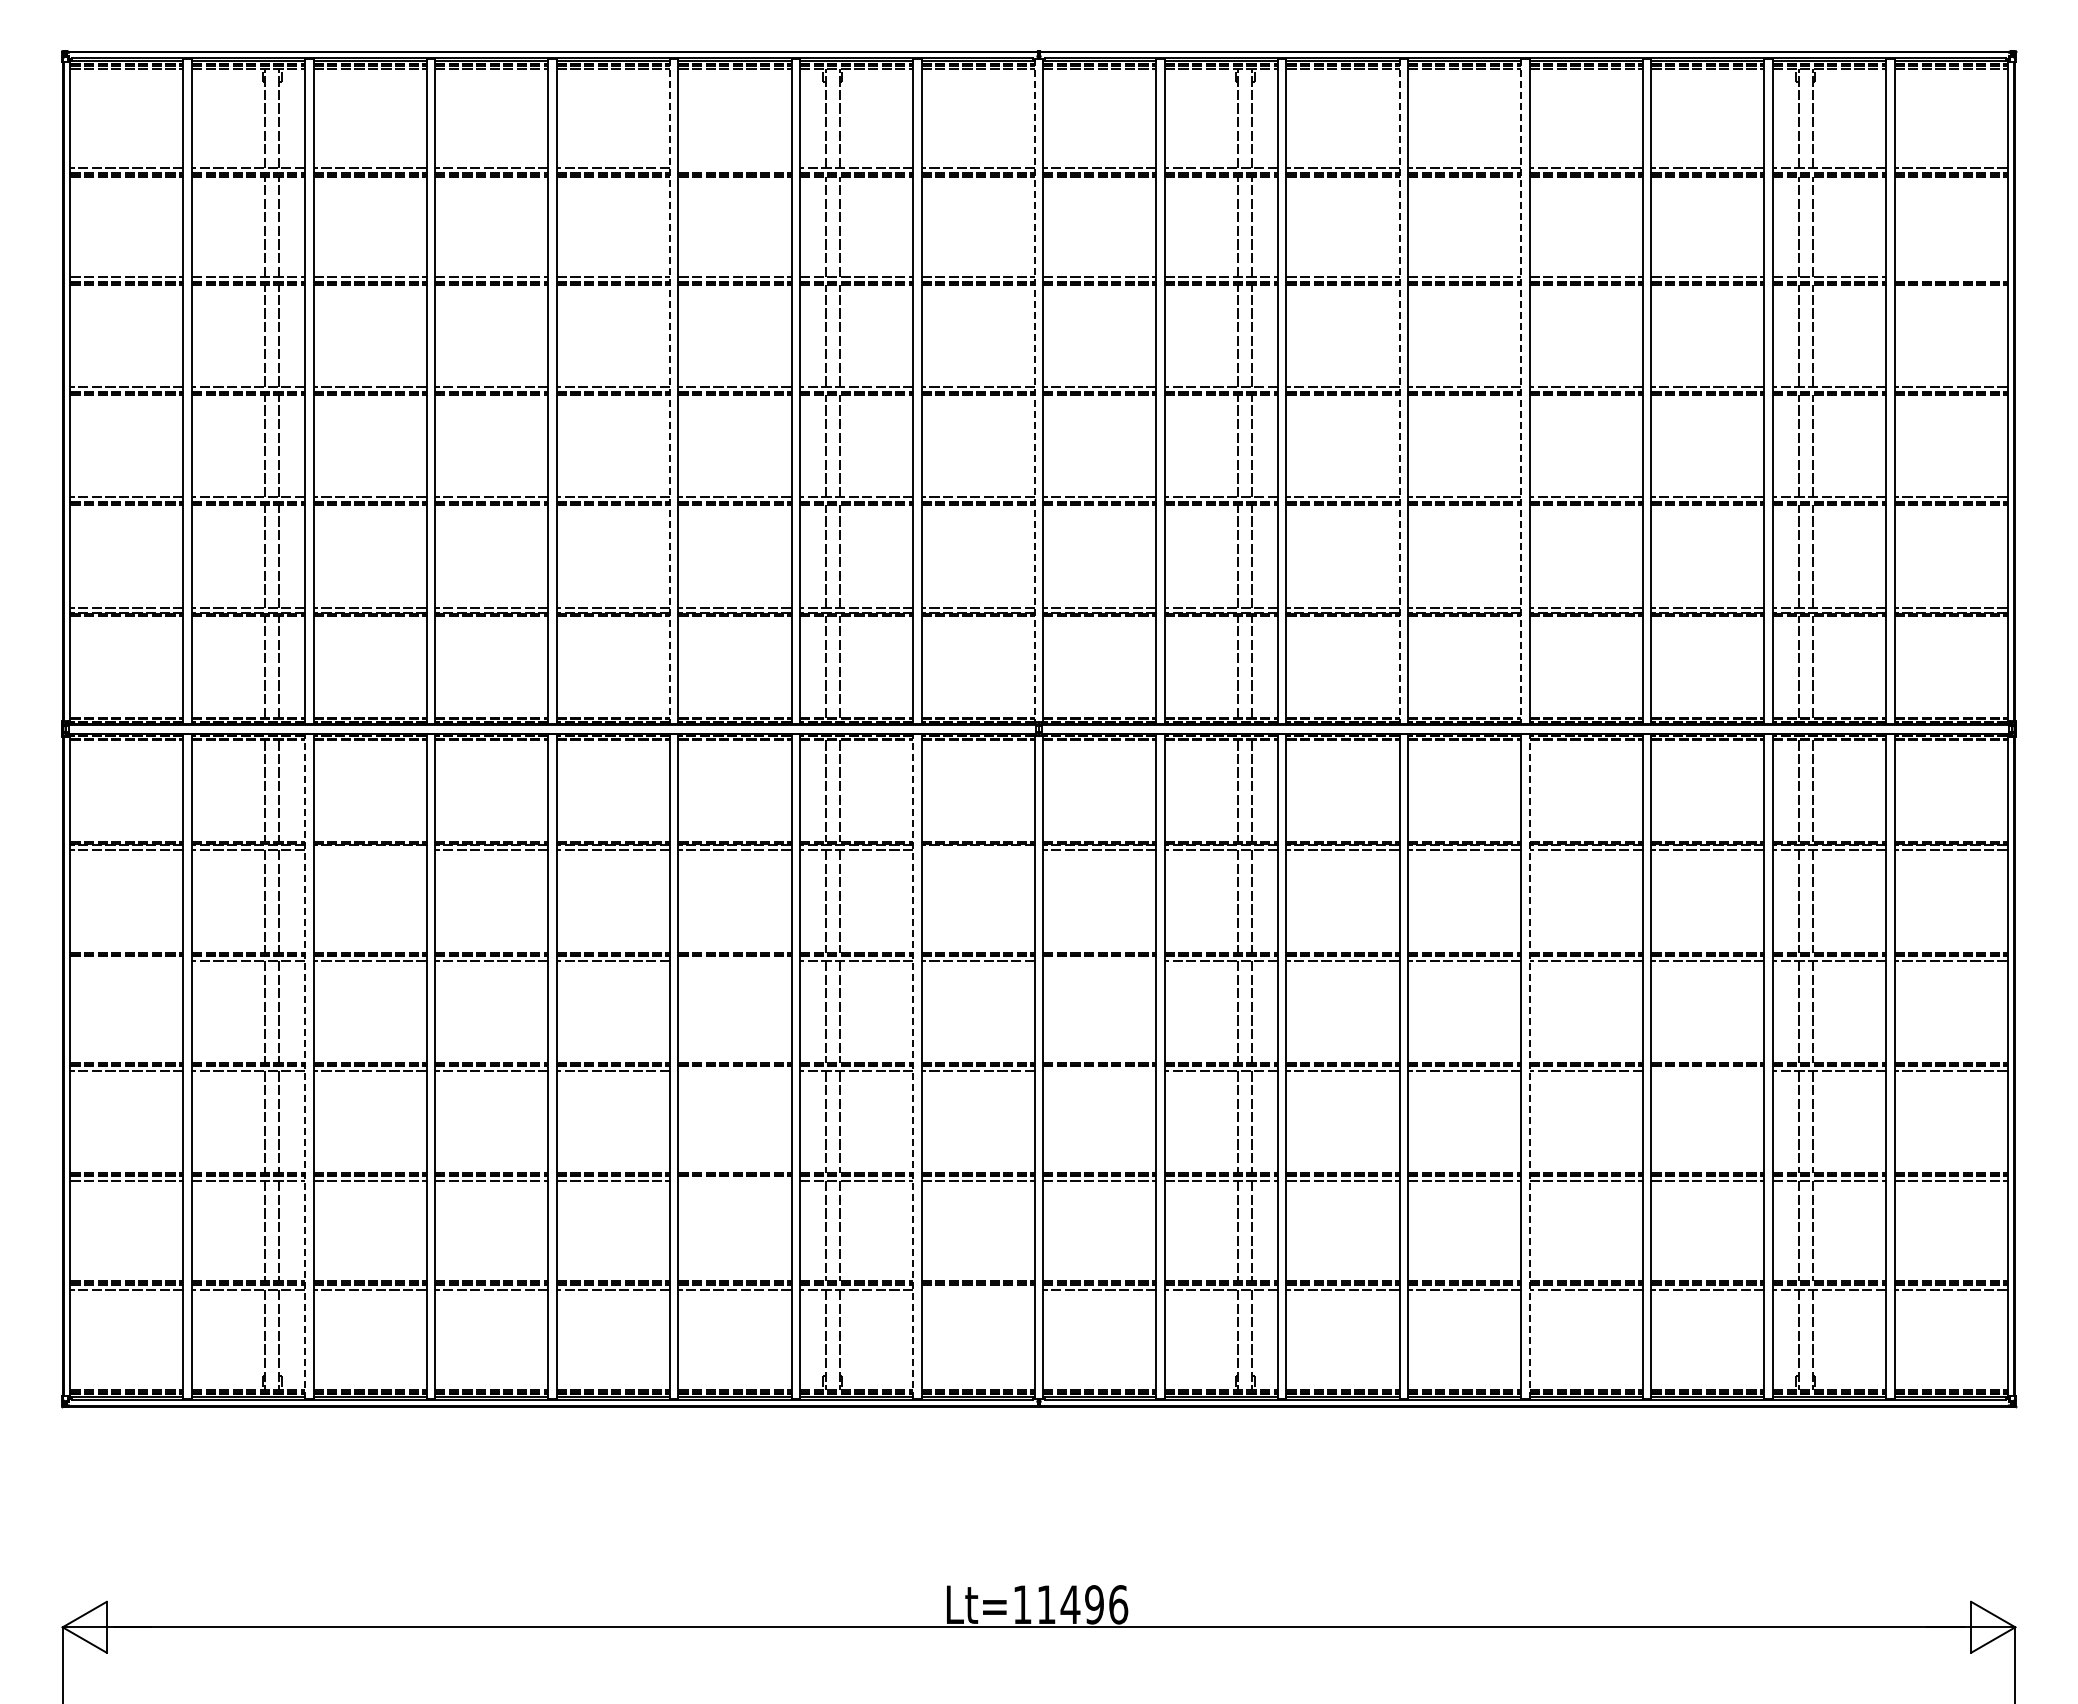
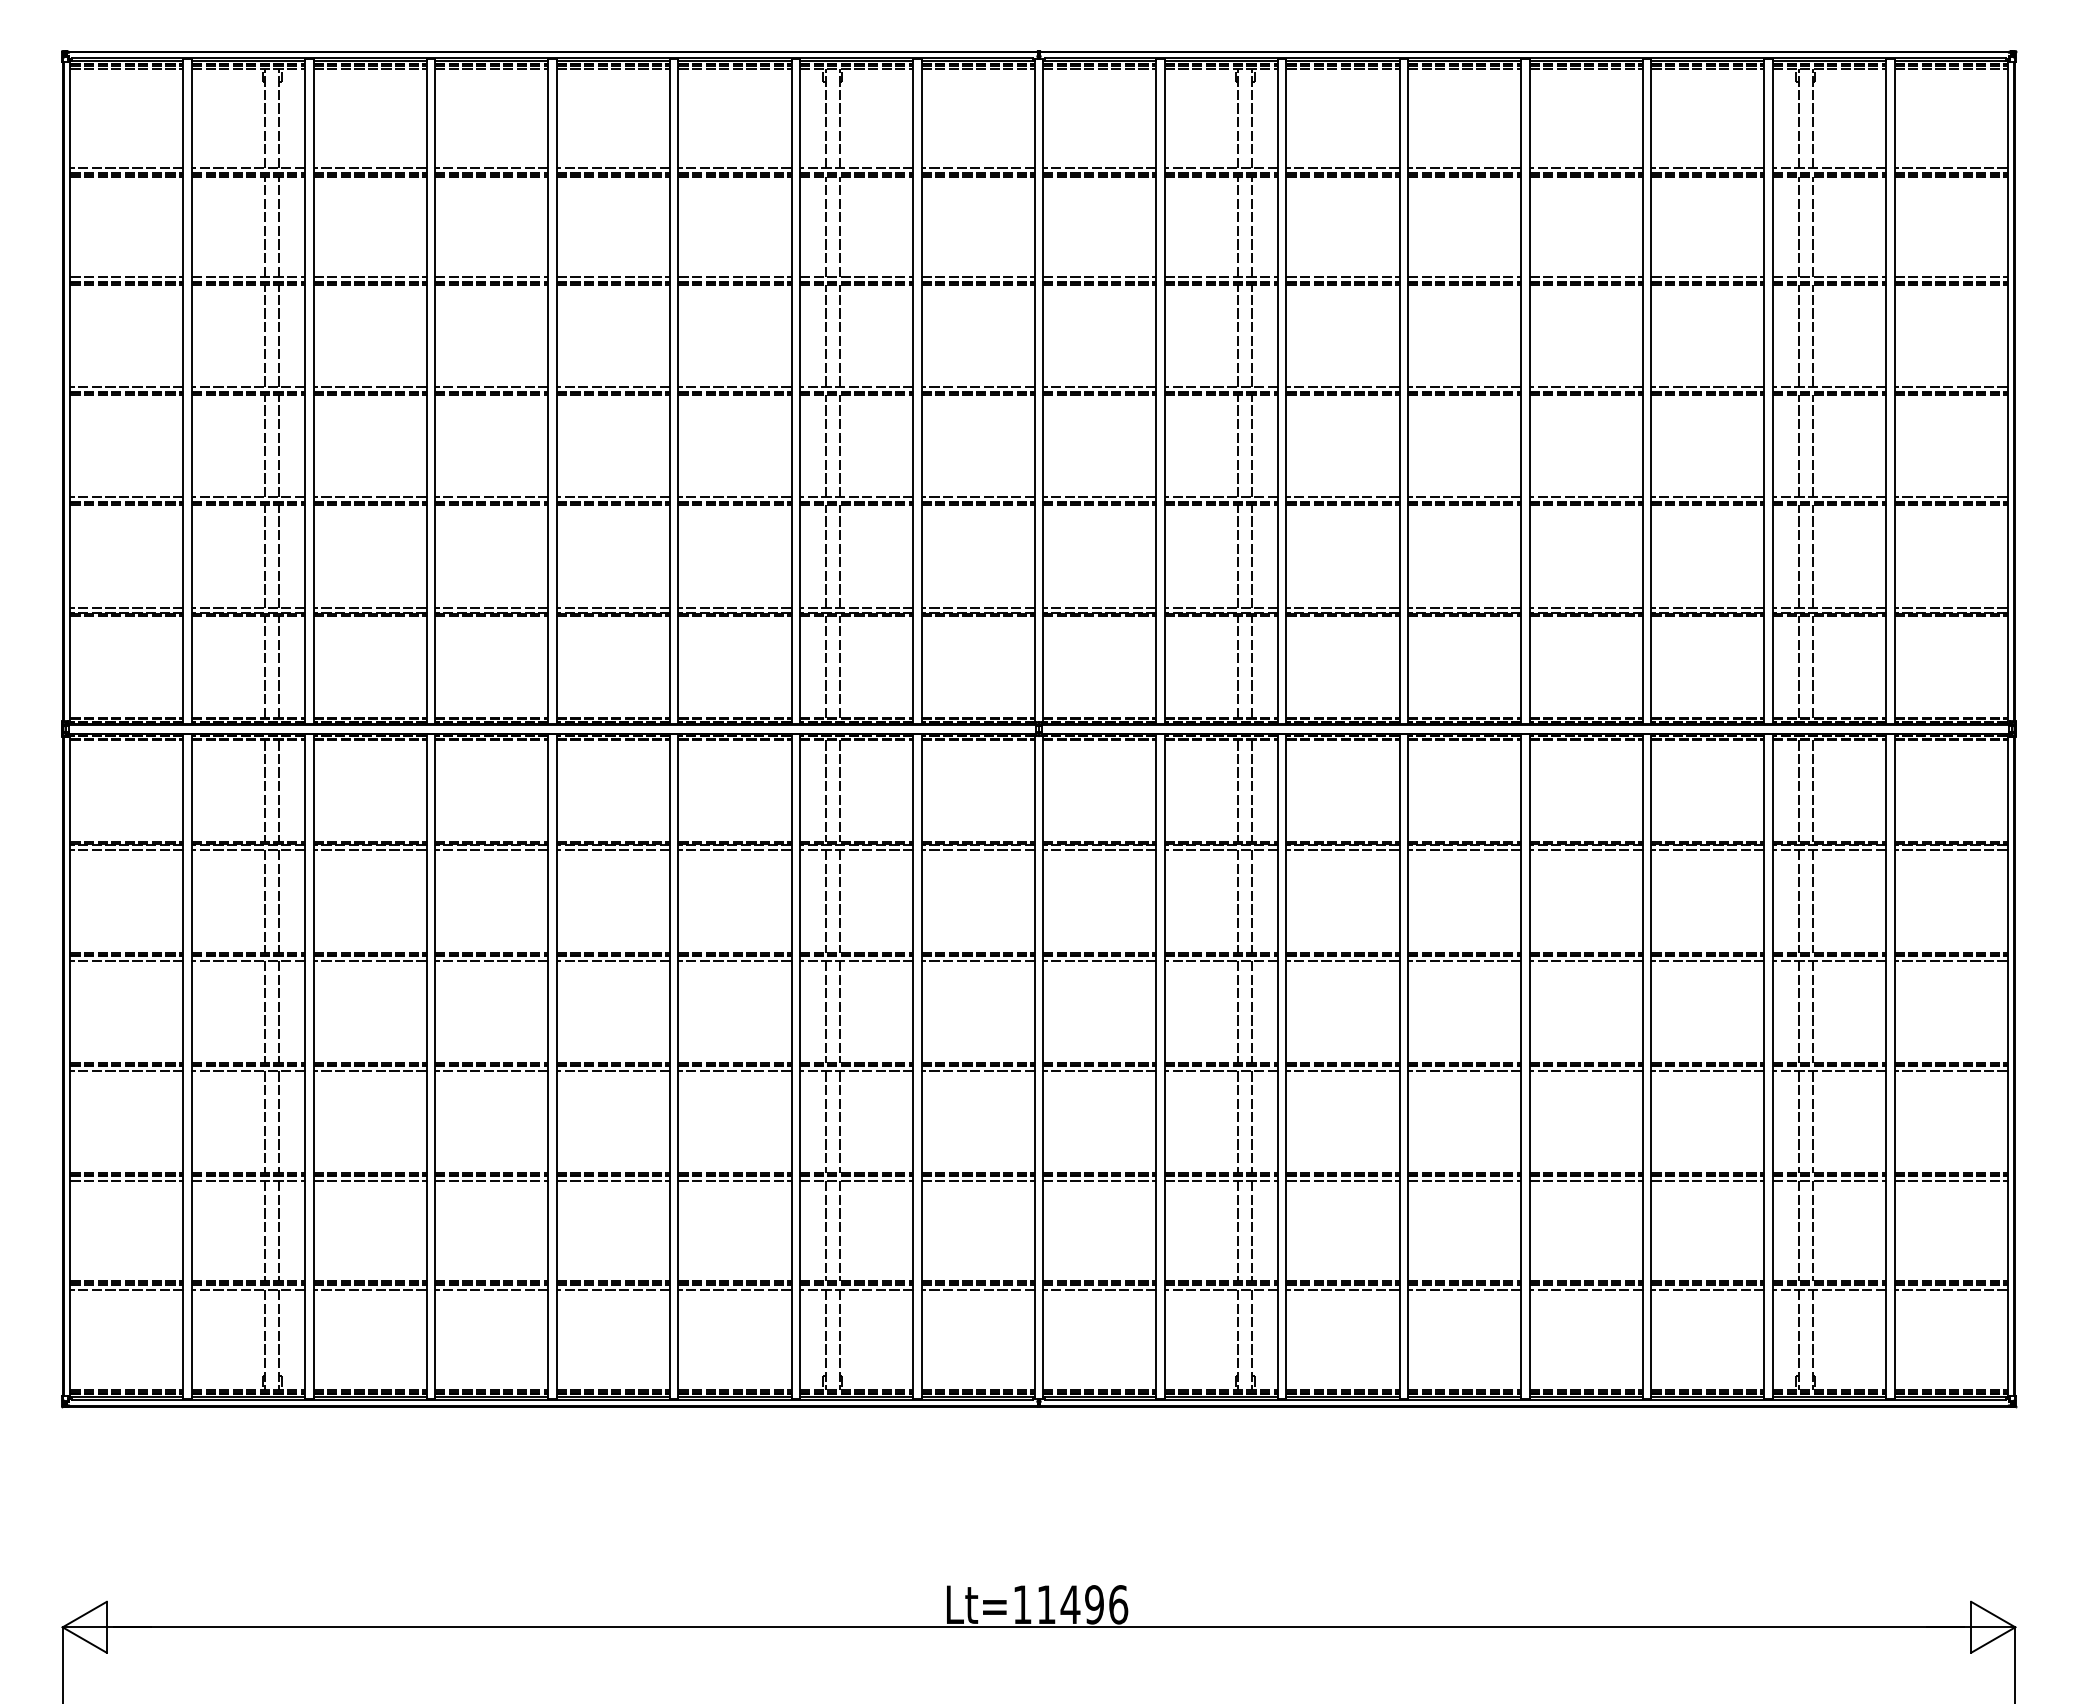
line: none -> present (734, 168)
line: none -> present (1950, 276)
line: dashed -> solid (669, 391)
line: dashed -> solid (1034, 391)
line: dashed -> solid (1399, 391)
line: dashed -> solid (1521, 391)
line: none -> present (369, 849)
line: none -> present (977, 849)
line: none -> present (126, 960)
line: none -> present (734, 960)
line: none -> present (1099, 960)
line: dashed -> solid (305, 1066)
line: dashed -> solid (913, 1066)
line: dashed -> solid (1529, 1066)
line: none -> present (734, 1071)
line: none -> present (1099, 1071)
line: none -> present (1707, 1071)
line: none -> present (734, 1181)
line: none -> present (977, 1290)
